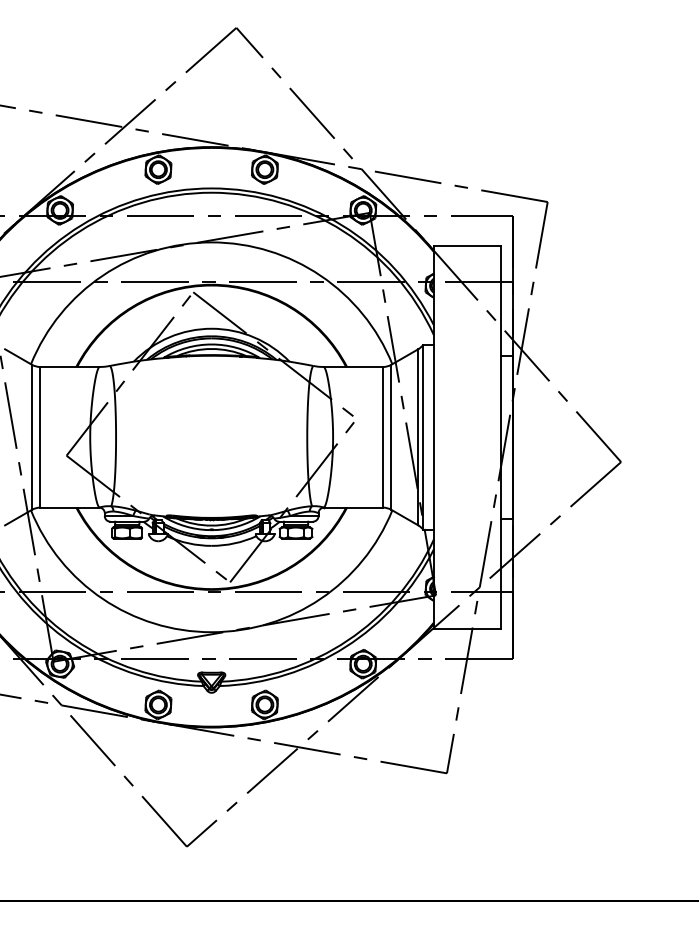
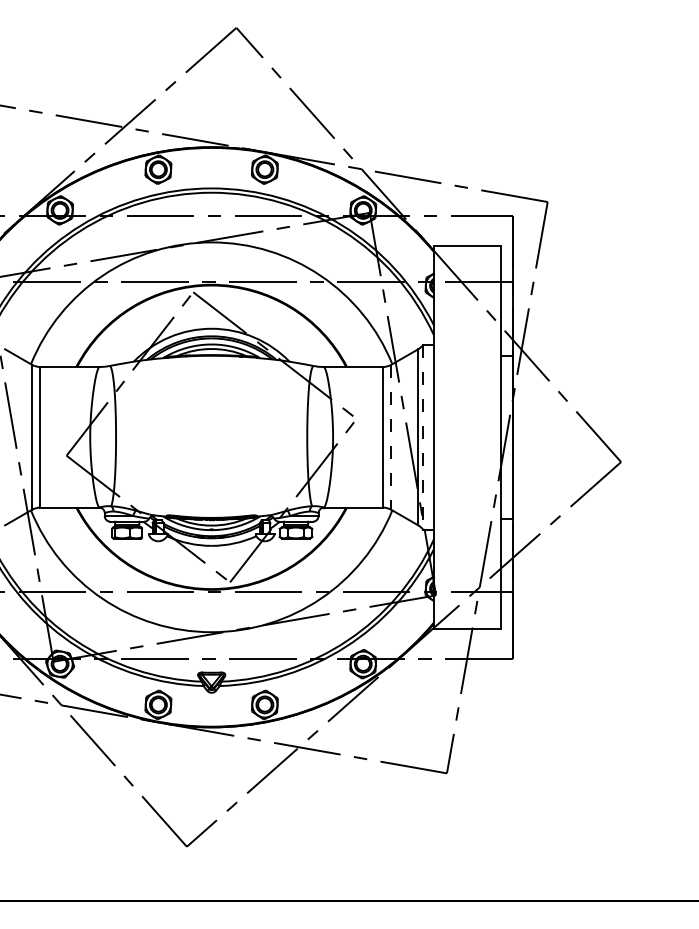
line: solid -> dashed (391, 437)
line: solid -> dashed (423, 437)
